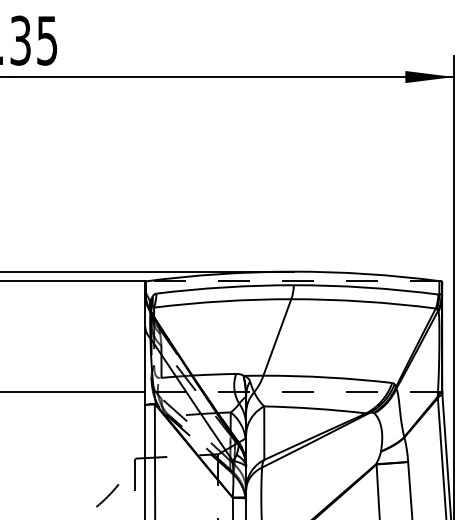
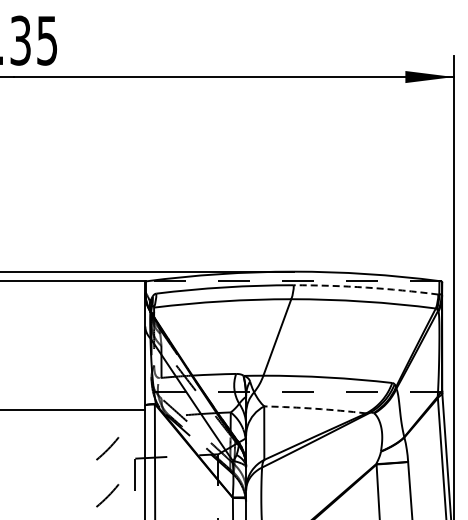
arc: solid -> dashed (366, 287)
line position: (73, 392) -> (73, 410) (73, 410)
arc: solid -> dashed (315, 408)
line: none -> present (107, 448)
